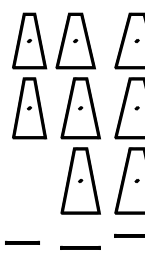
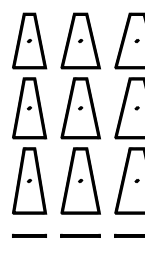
part position: (75, 40) -> (80, 40) (80, 40)
part: none -> present (29, 180)
line position: (22, 242) -> (29, 235) (29, 235)
line position: (80, 247) -> (80, 235) (80, 235)
